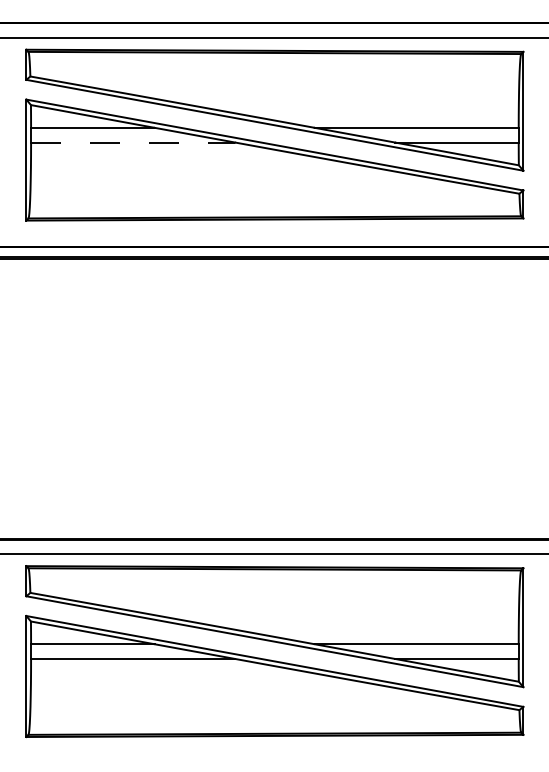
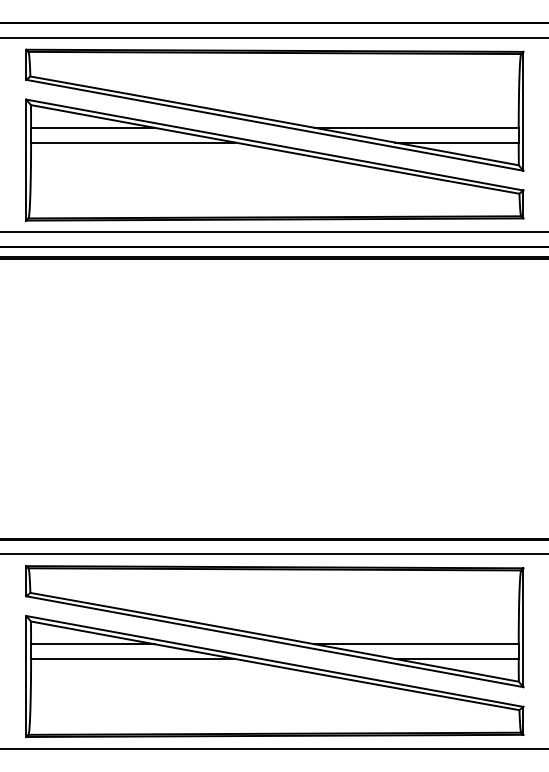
line: dashed -> solid (133, 142)
line: none -> present (273, 232)
line: none -> present (273, 748)
